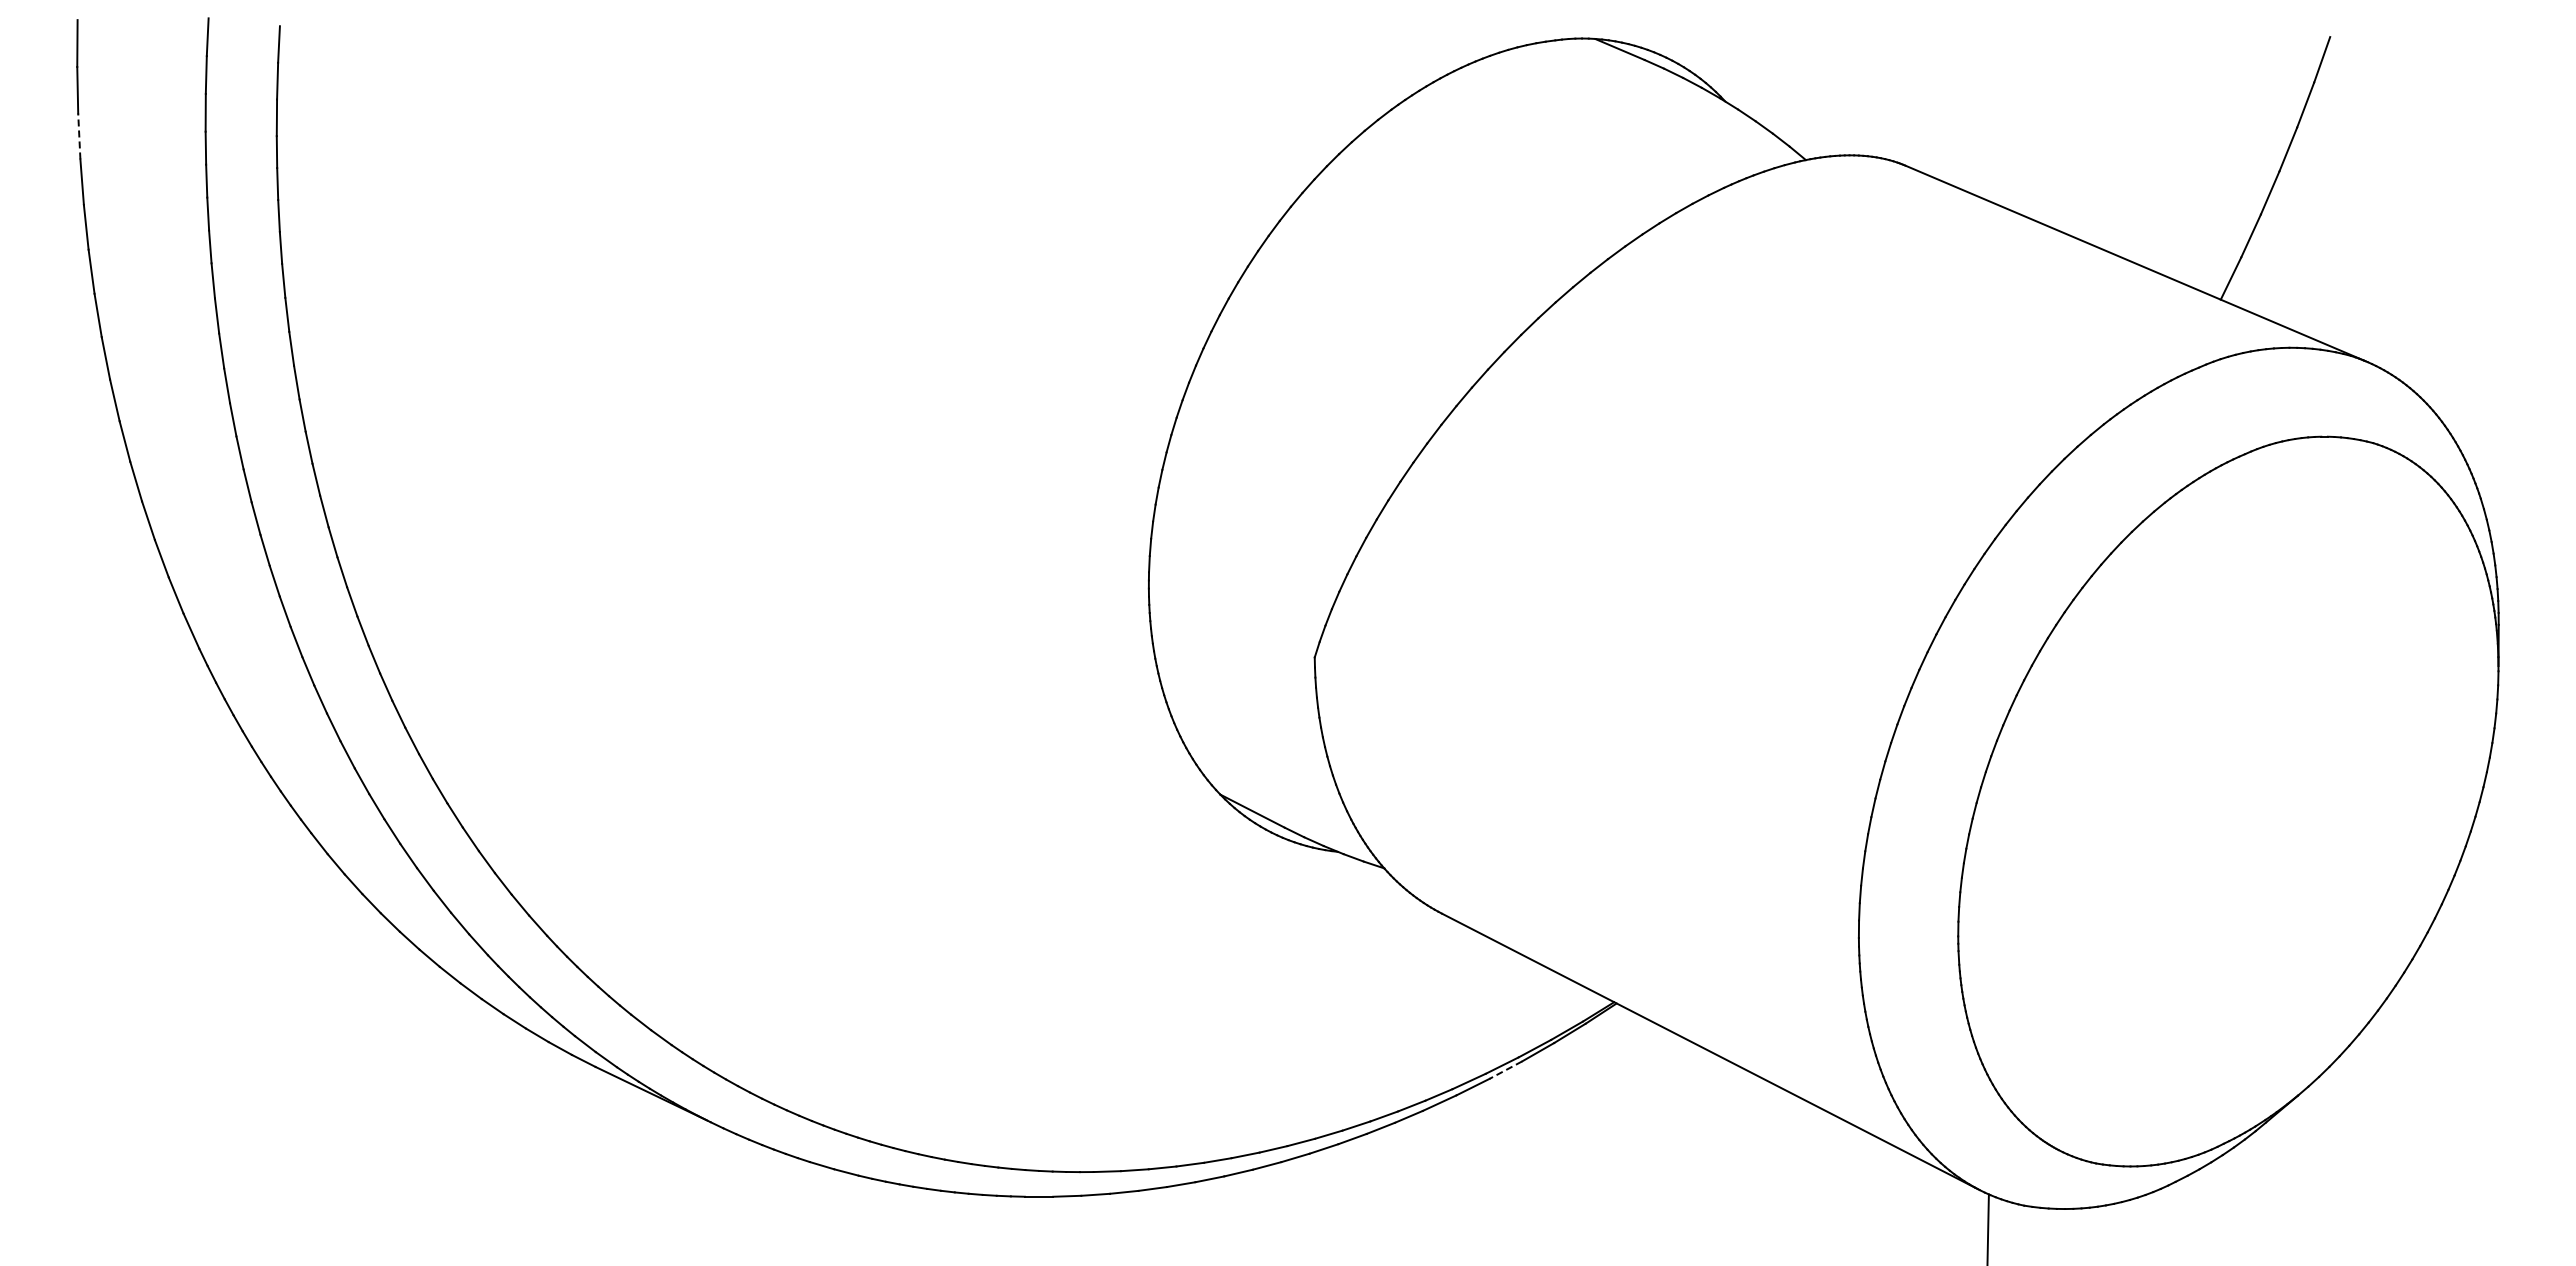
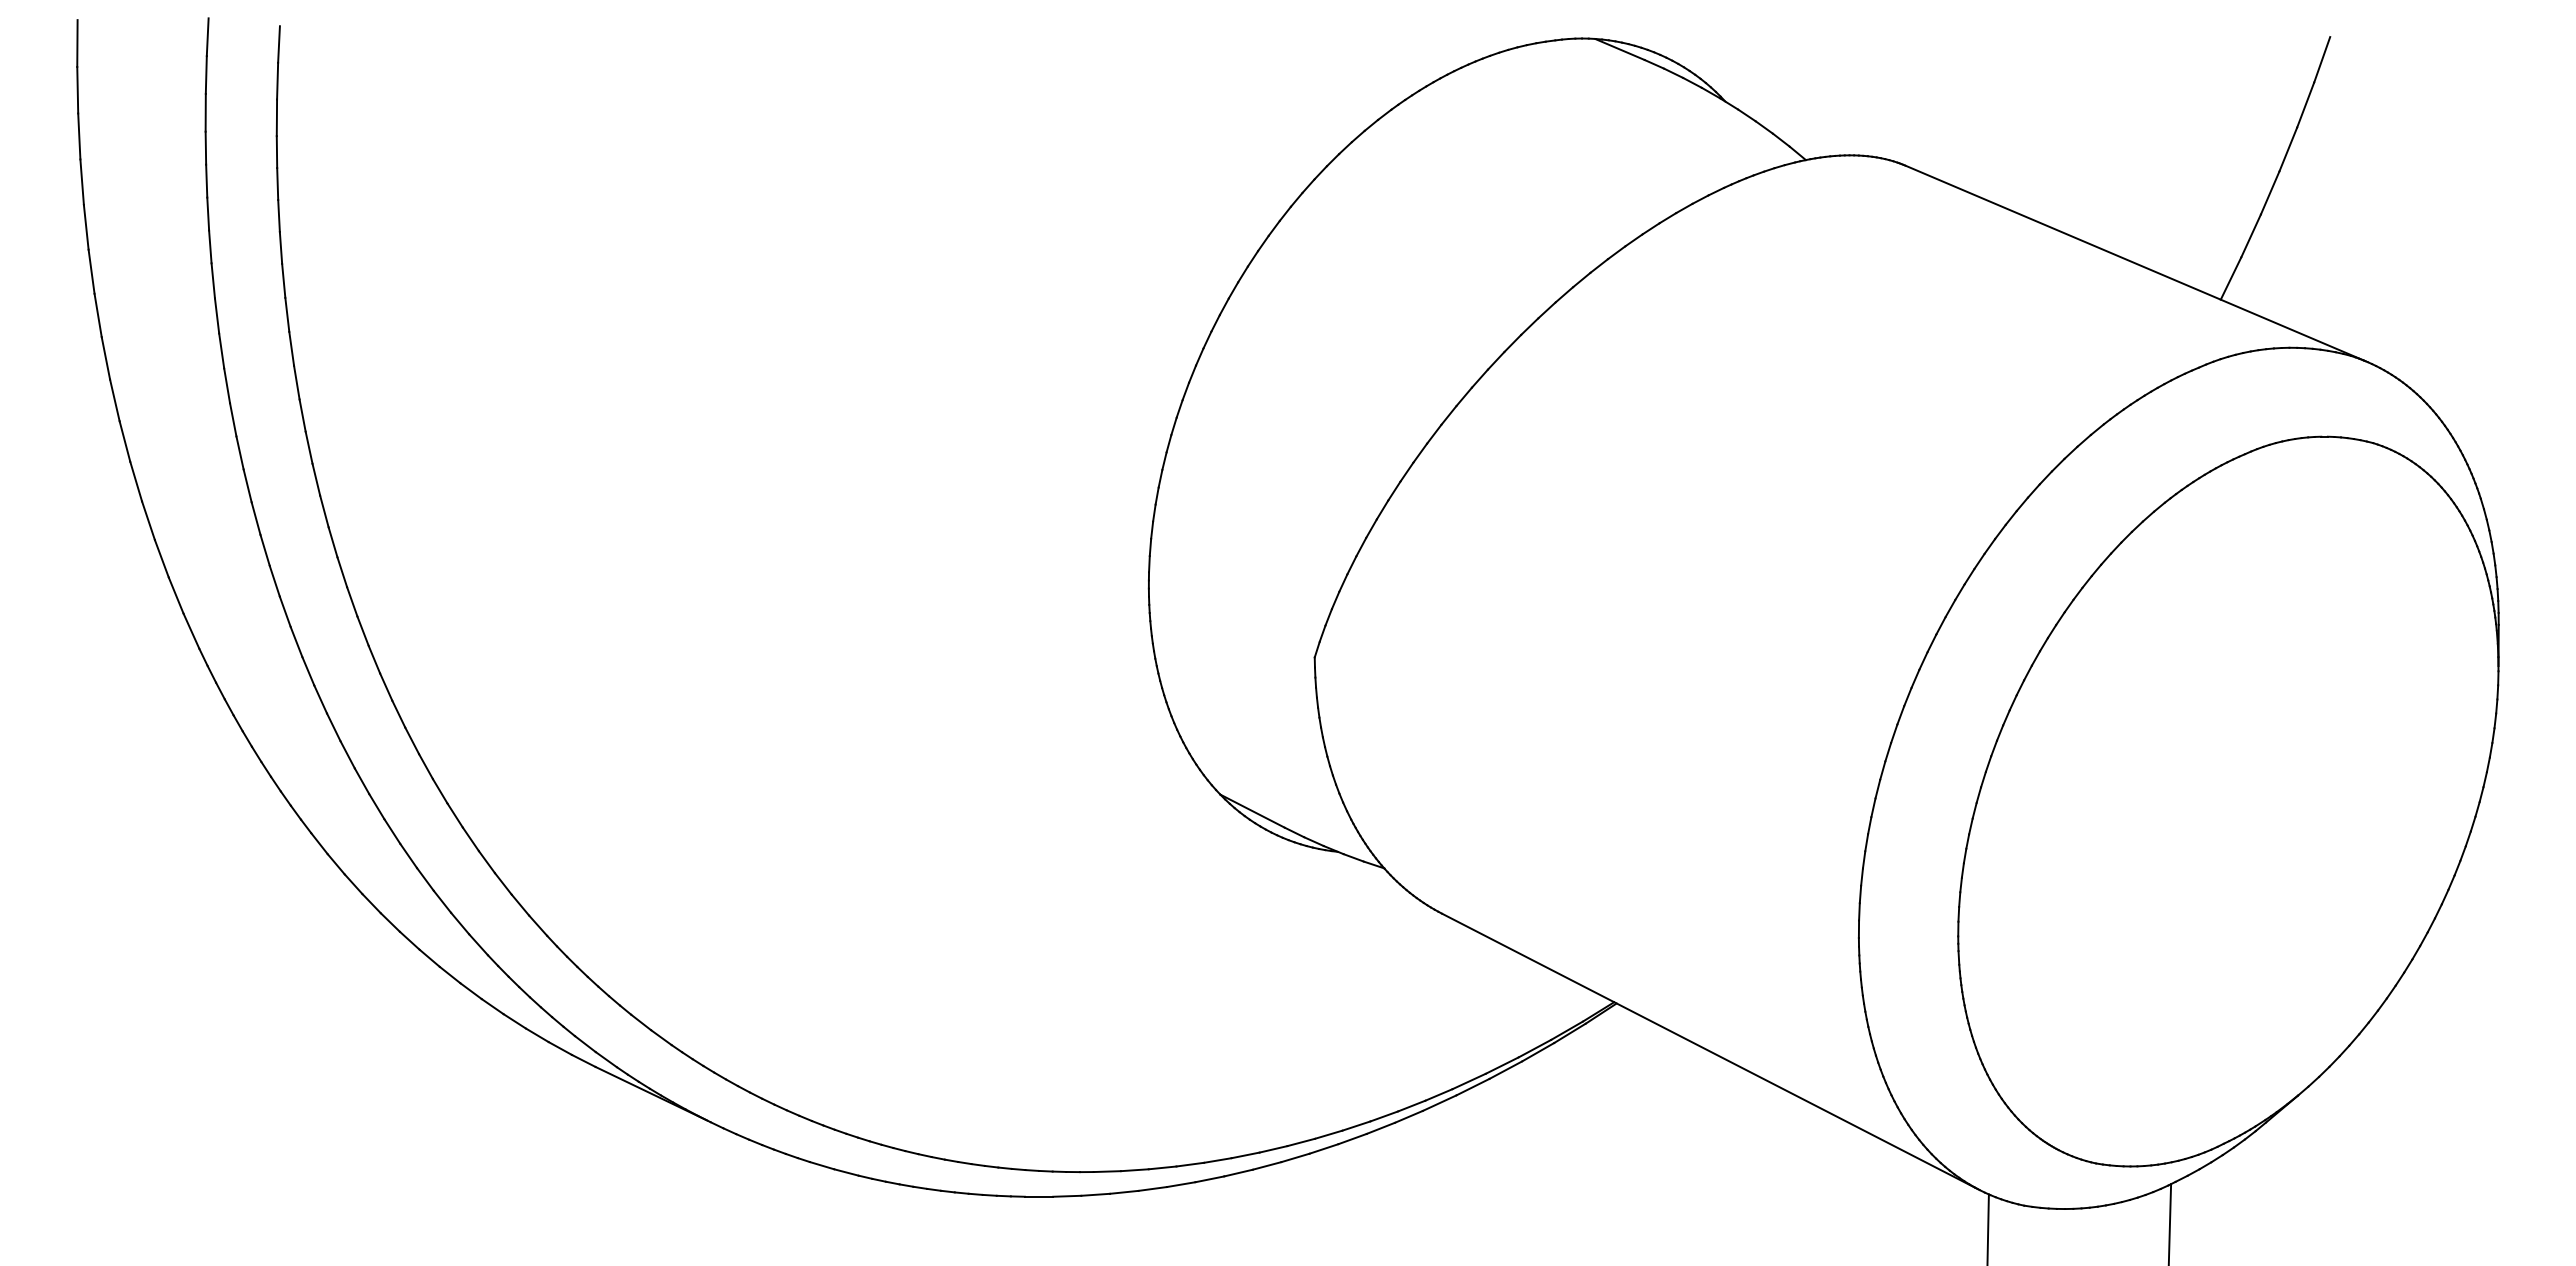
line: dashed -> solid (79, 135)
line: dashed -> solid (1505, 1070)
line: none -> present (2169, 1222)
